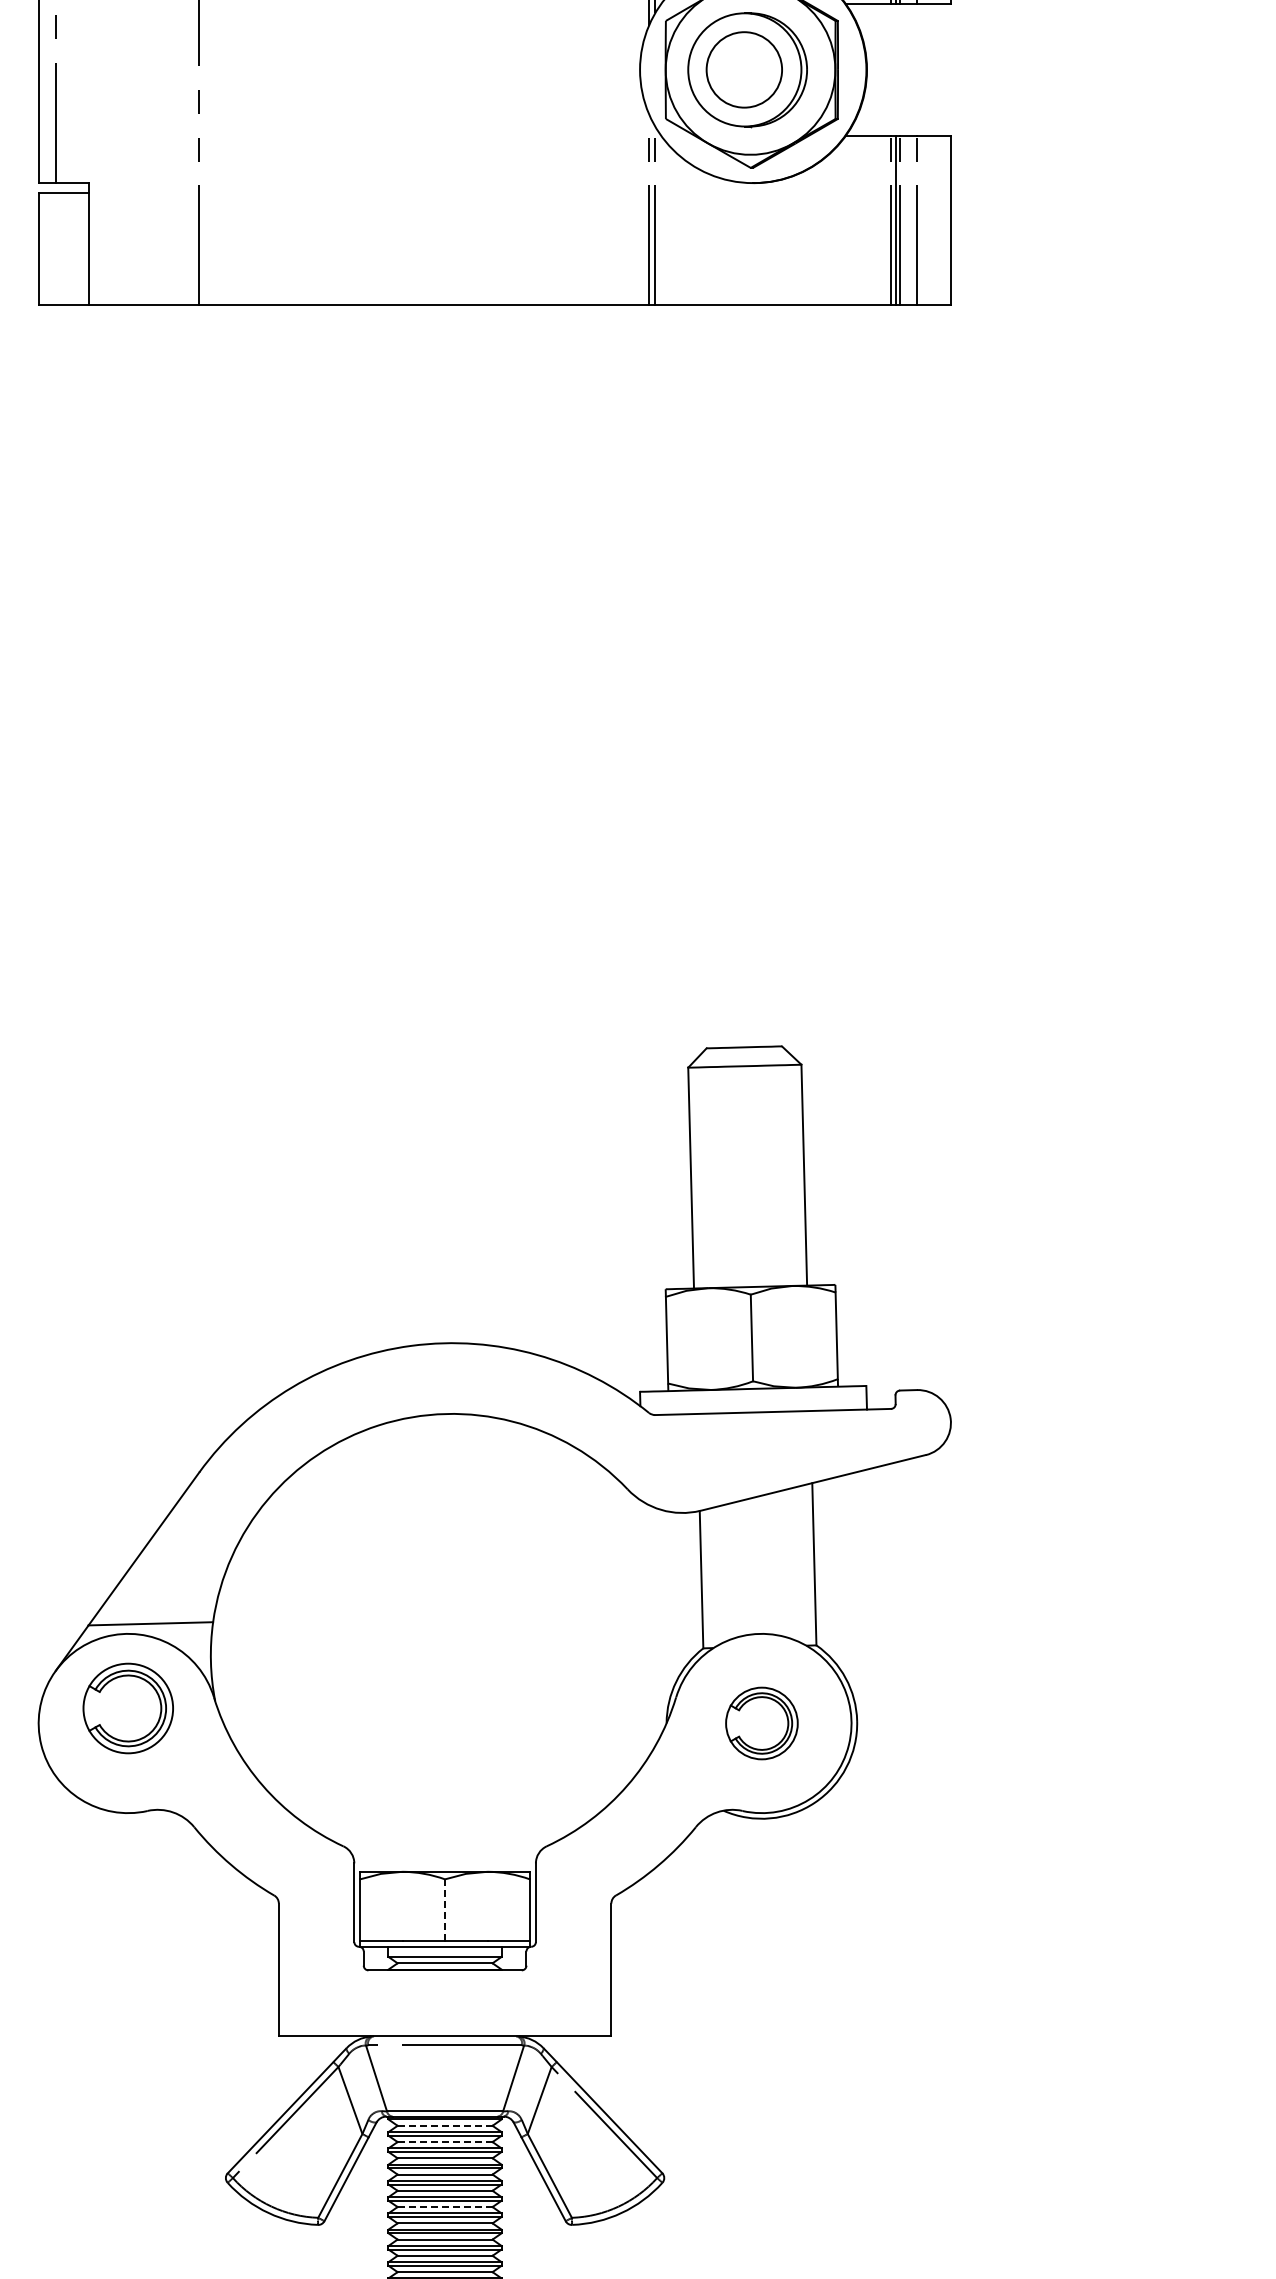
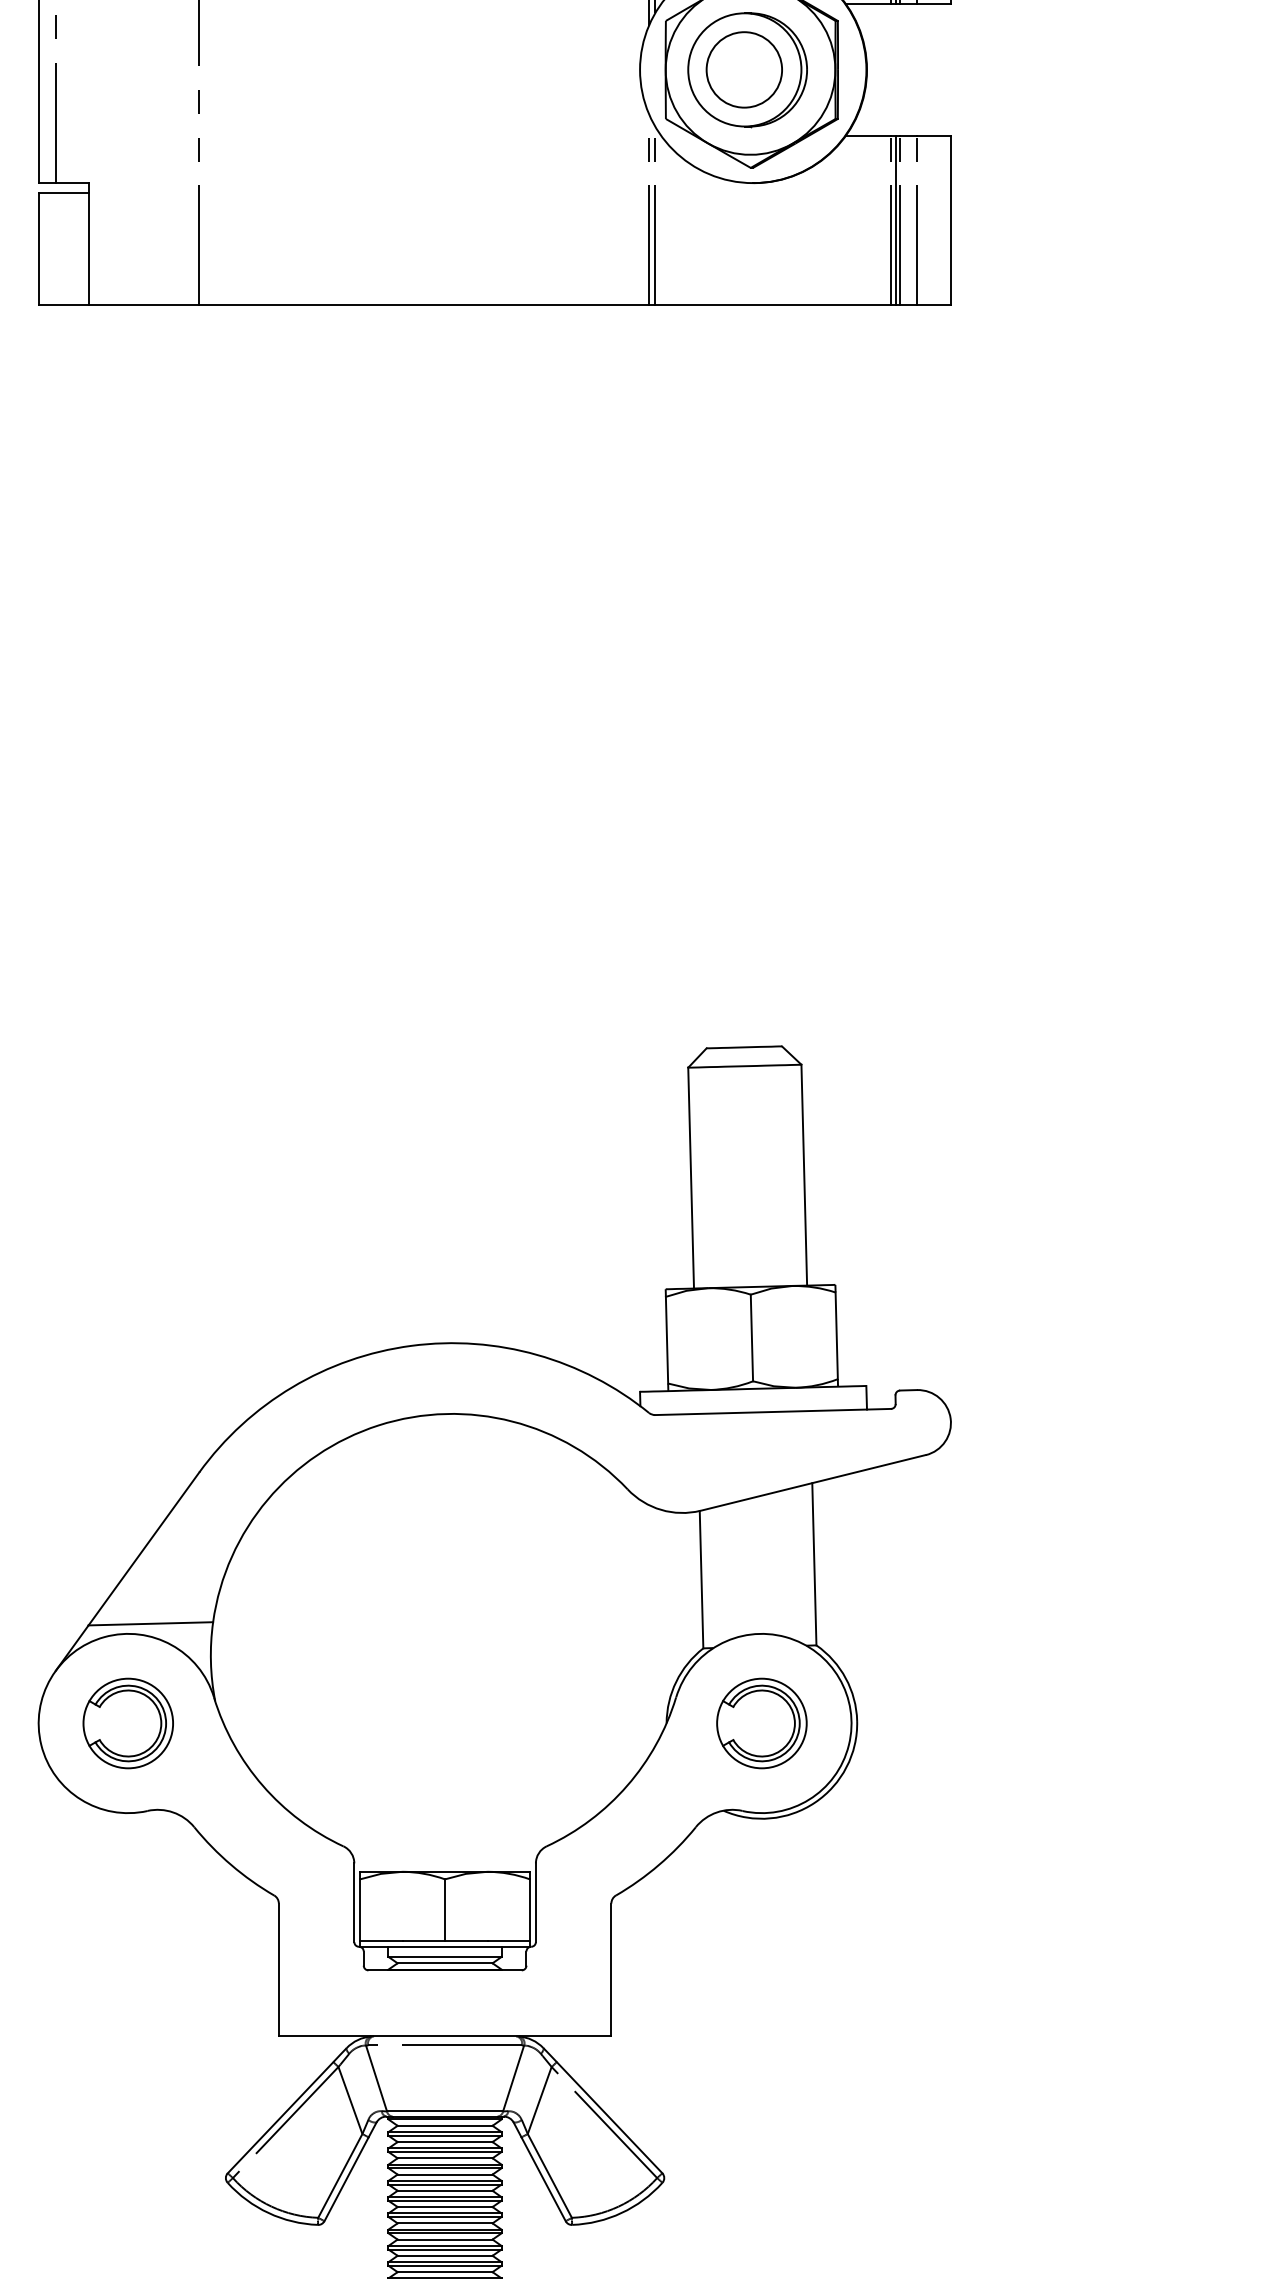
part position: (127, 1708) -> (127, 1723) (127, 1723)
part size: 74x75 px -> 92x93 px (761, 1723)
line: dashed -> solid (445, 1910)
line: dashed -> solid (445, 2125)
line: dashed -> solid (445, 2142)
line: dashed -> solid (445, 2207)
